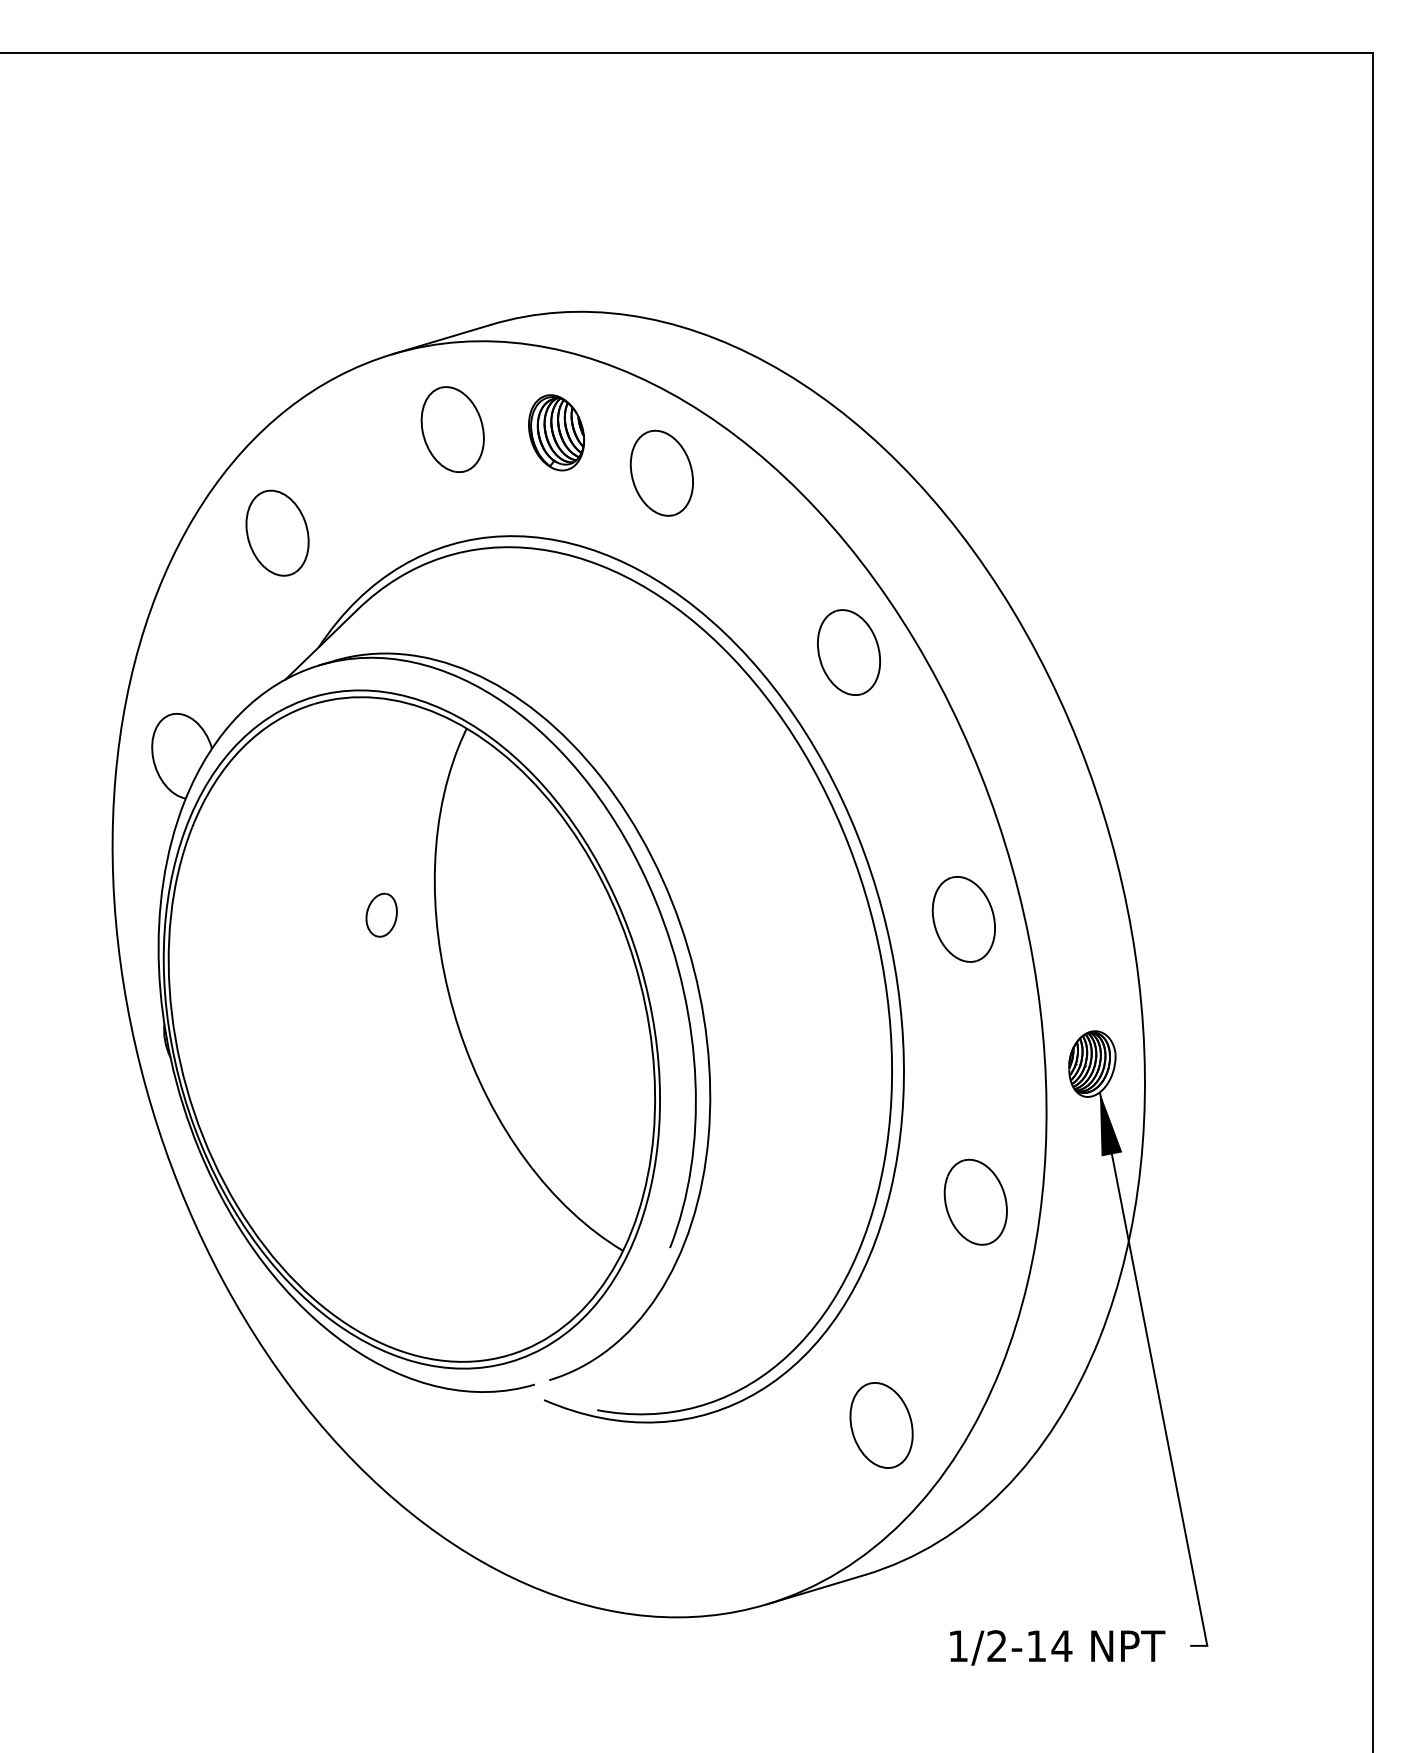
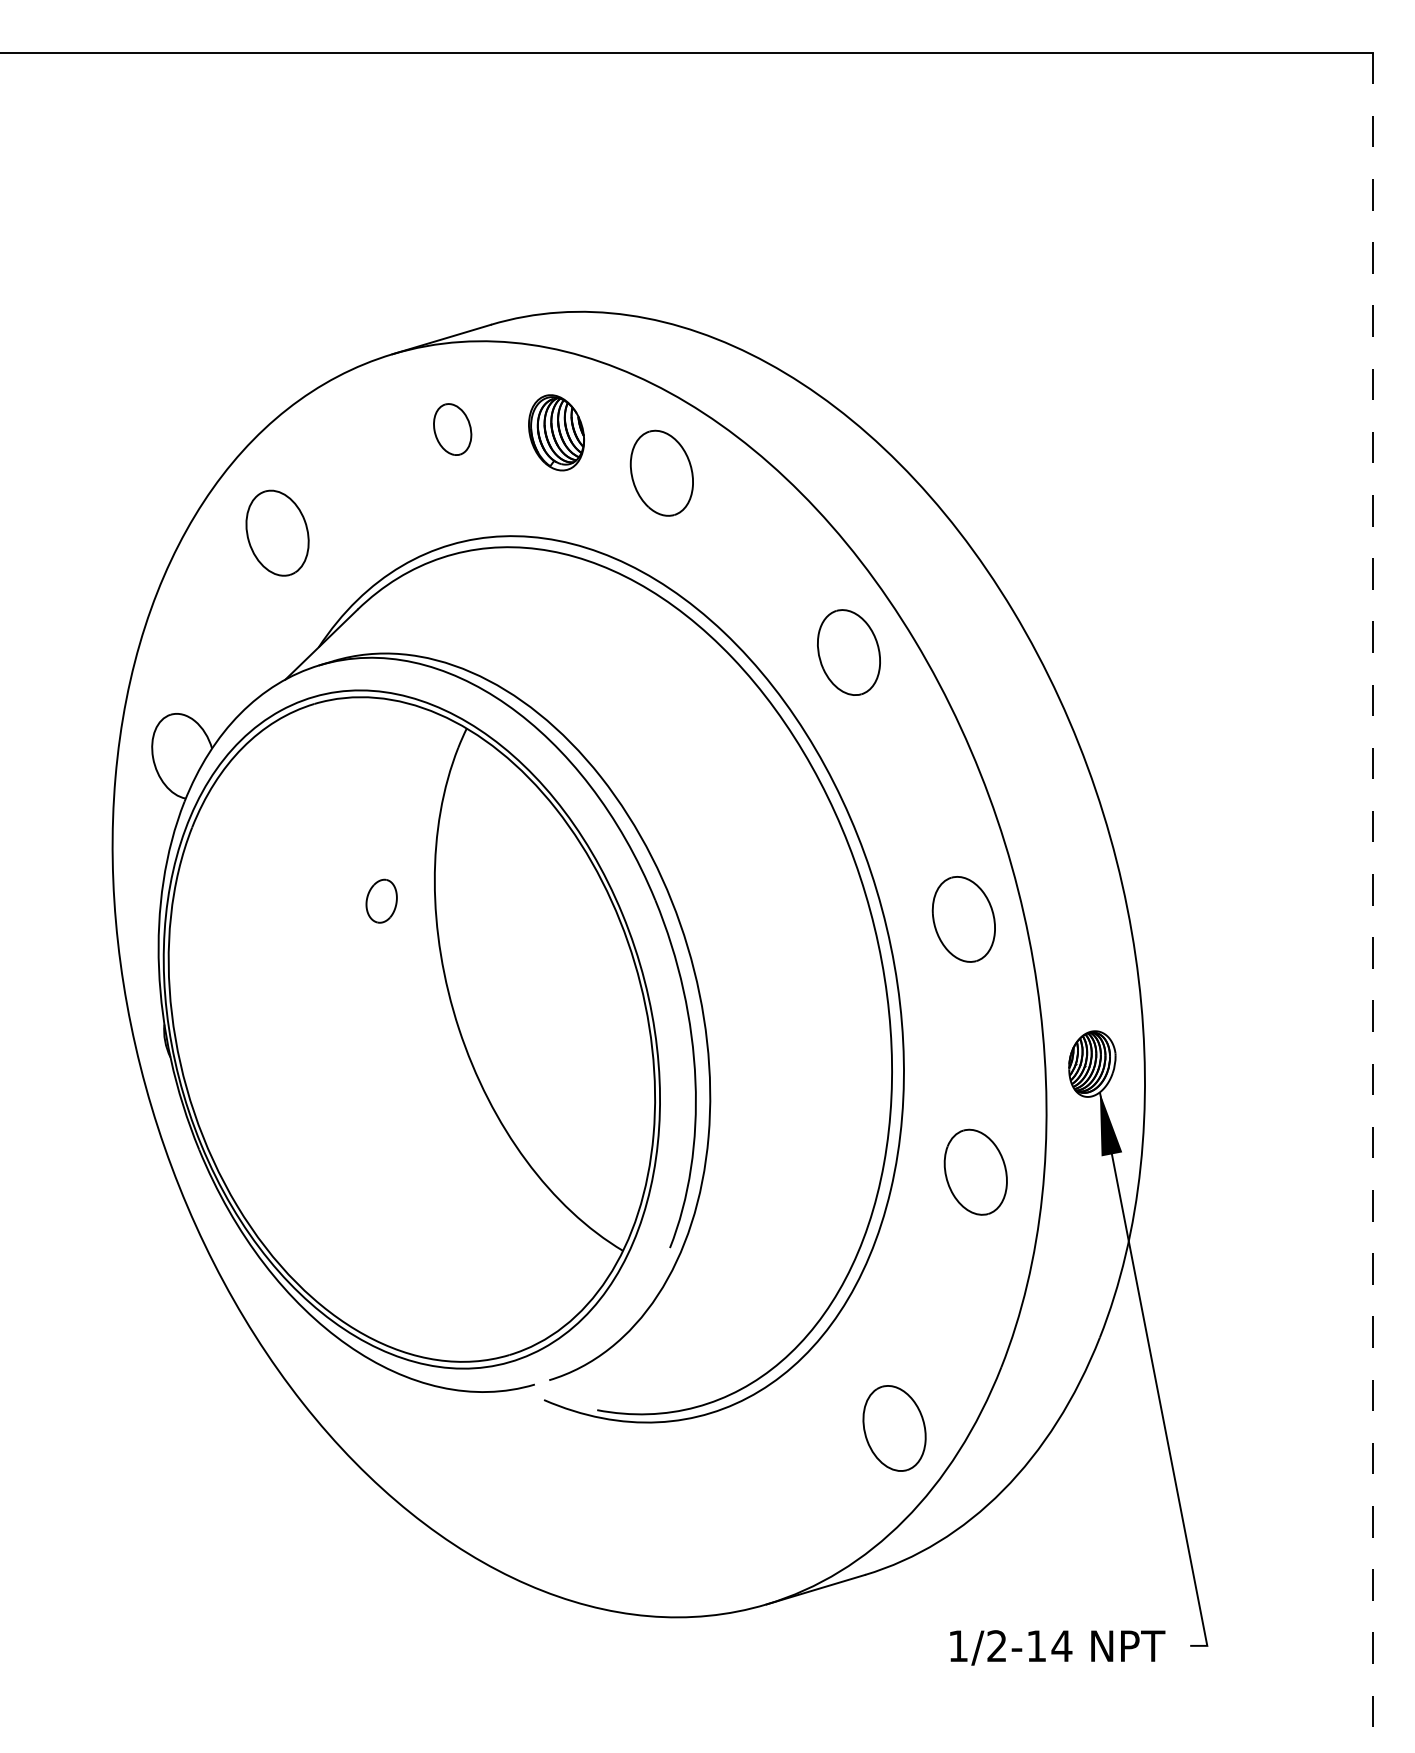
part size: 65x87 px -> 40x53 px (452, 429)
line: solid -> dashed (1372, 902)
part position: (381, 914) -> (381, 900) (381, 900)
part position: (975, 1201) -> (975, 1171) (975, 1171)
part position: (881, 1425) -> (894, 1428) (894, 1428)
